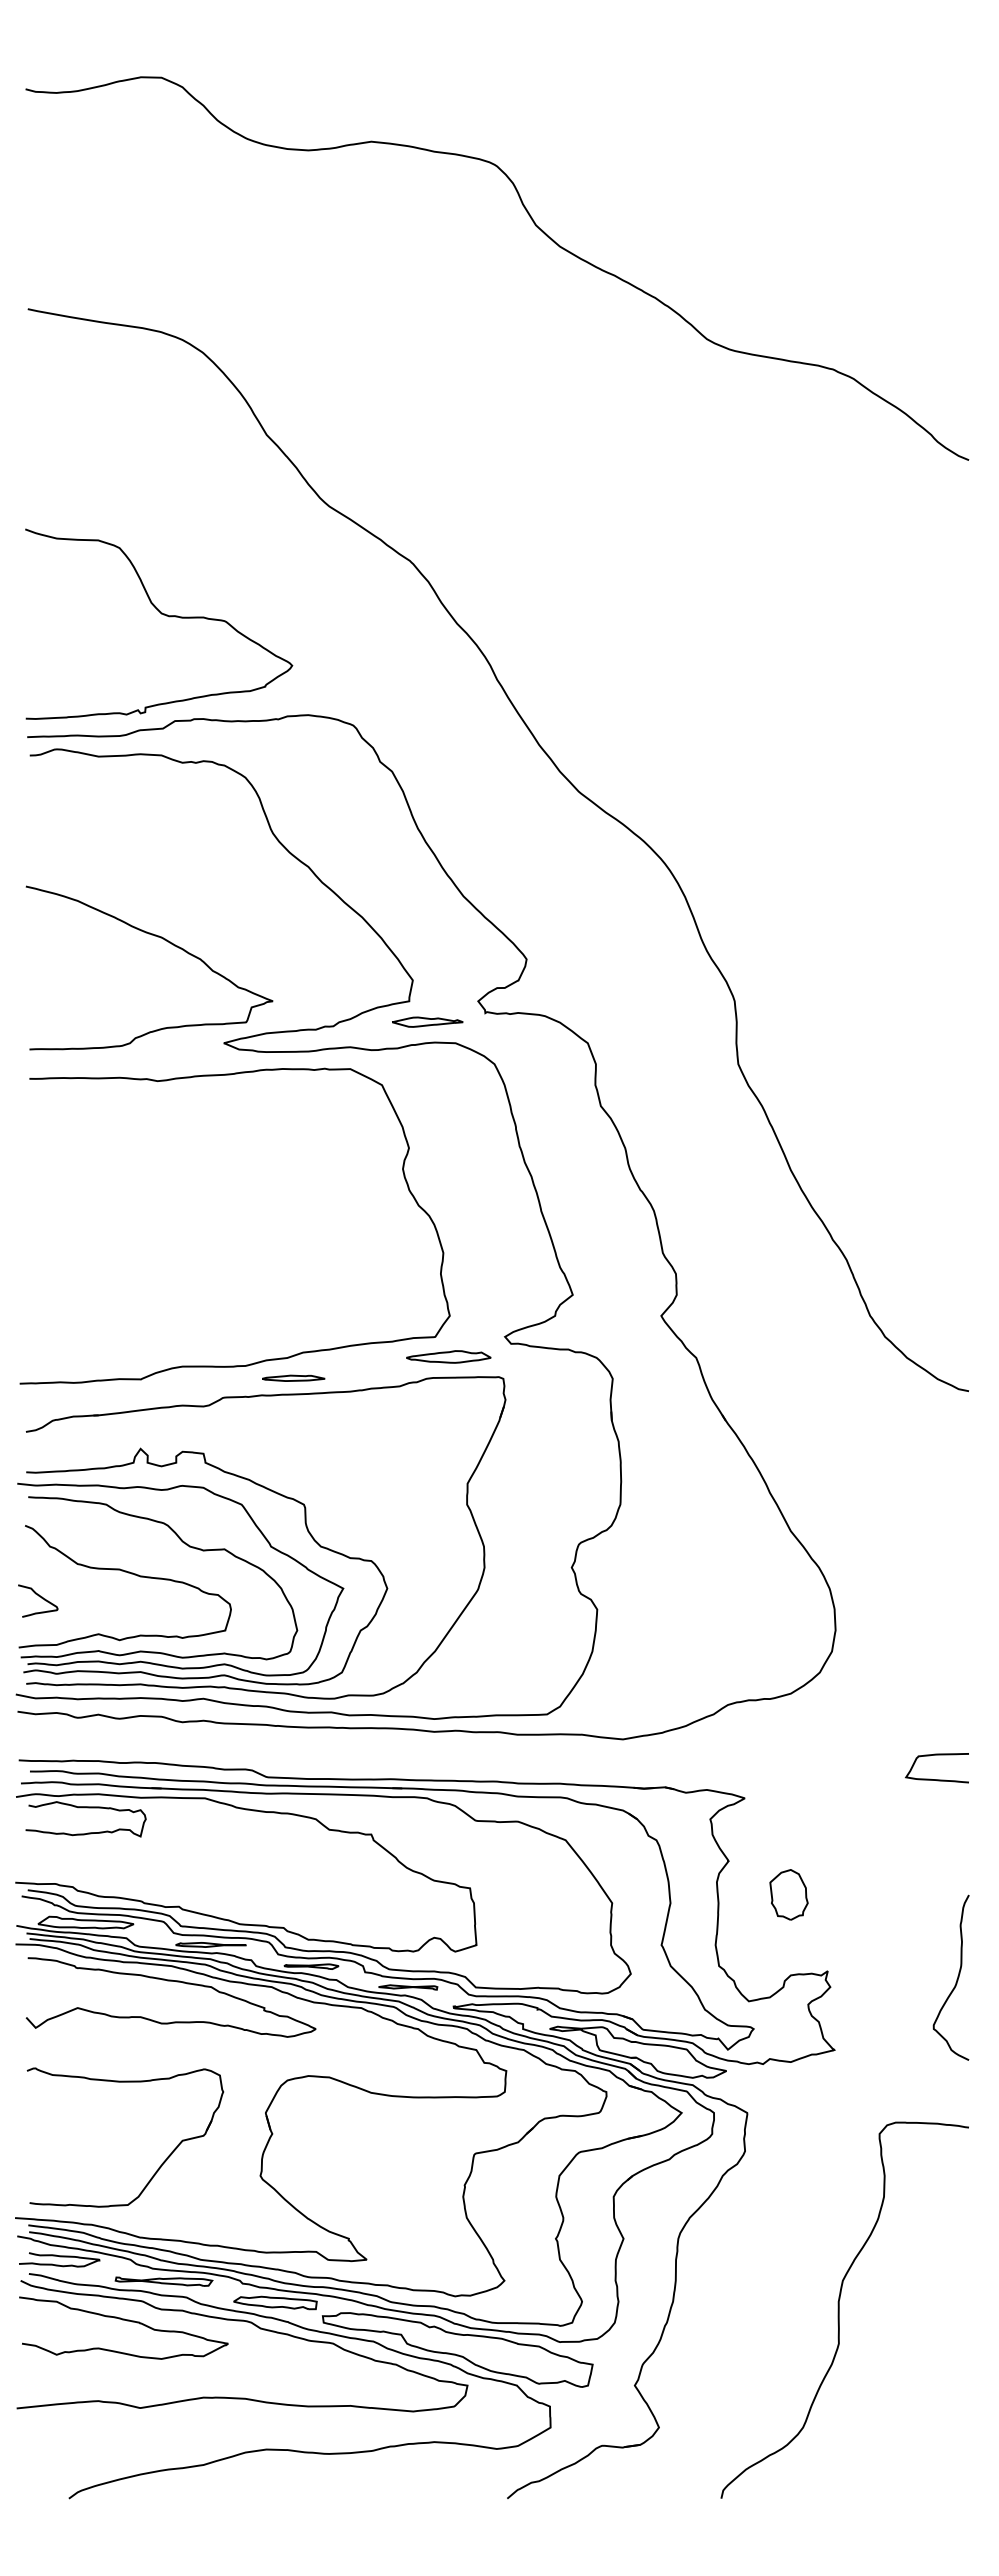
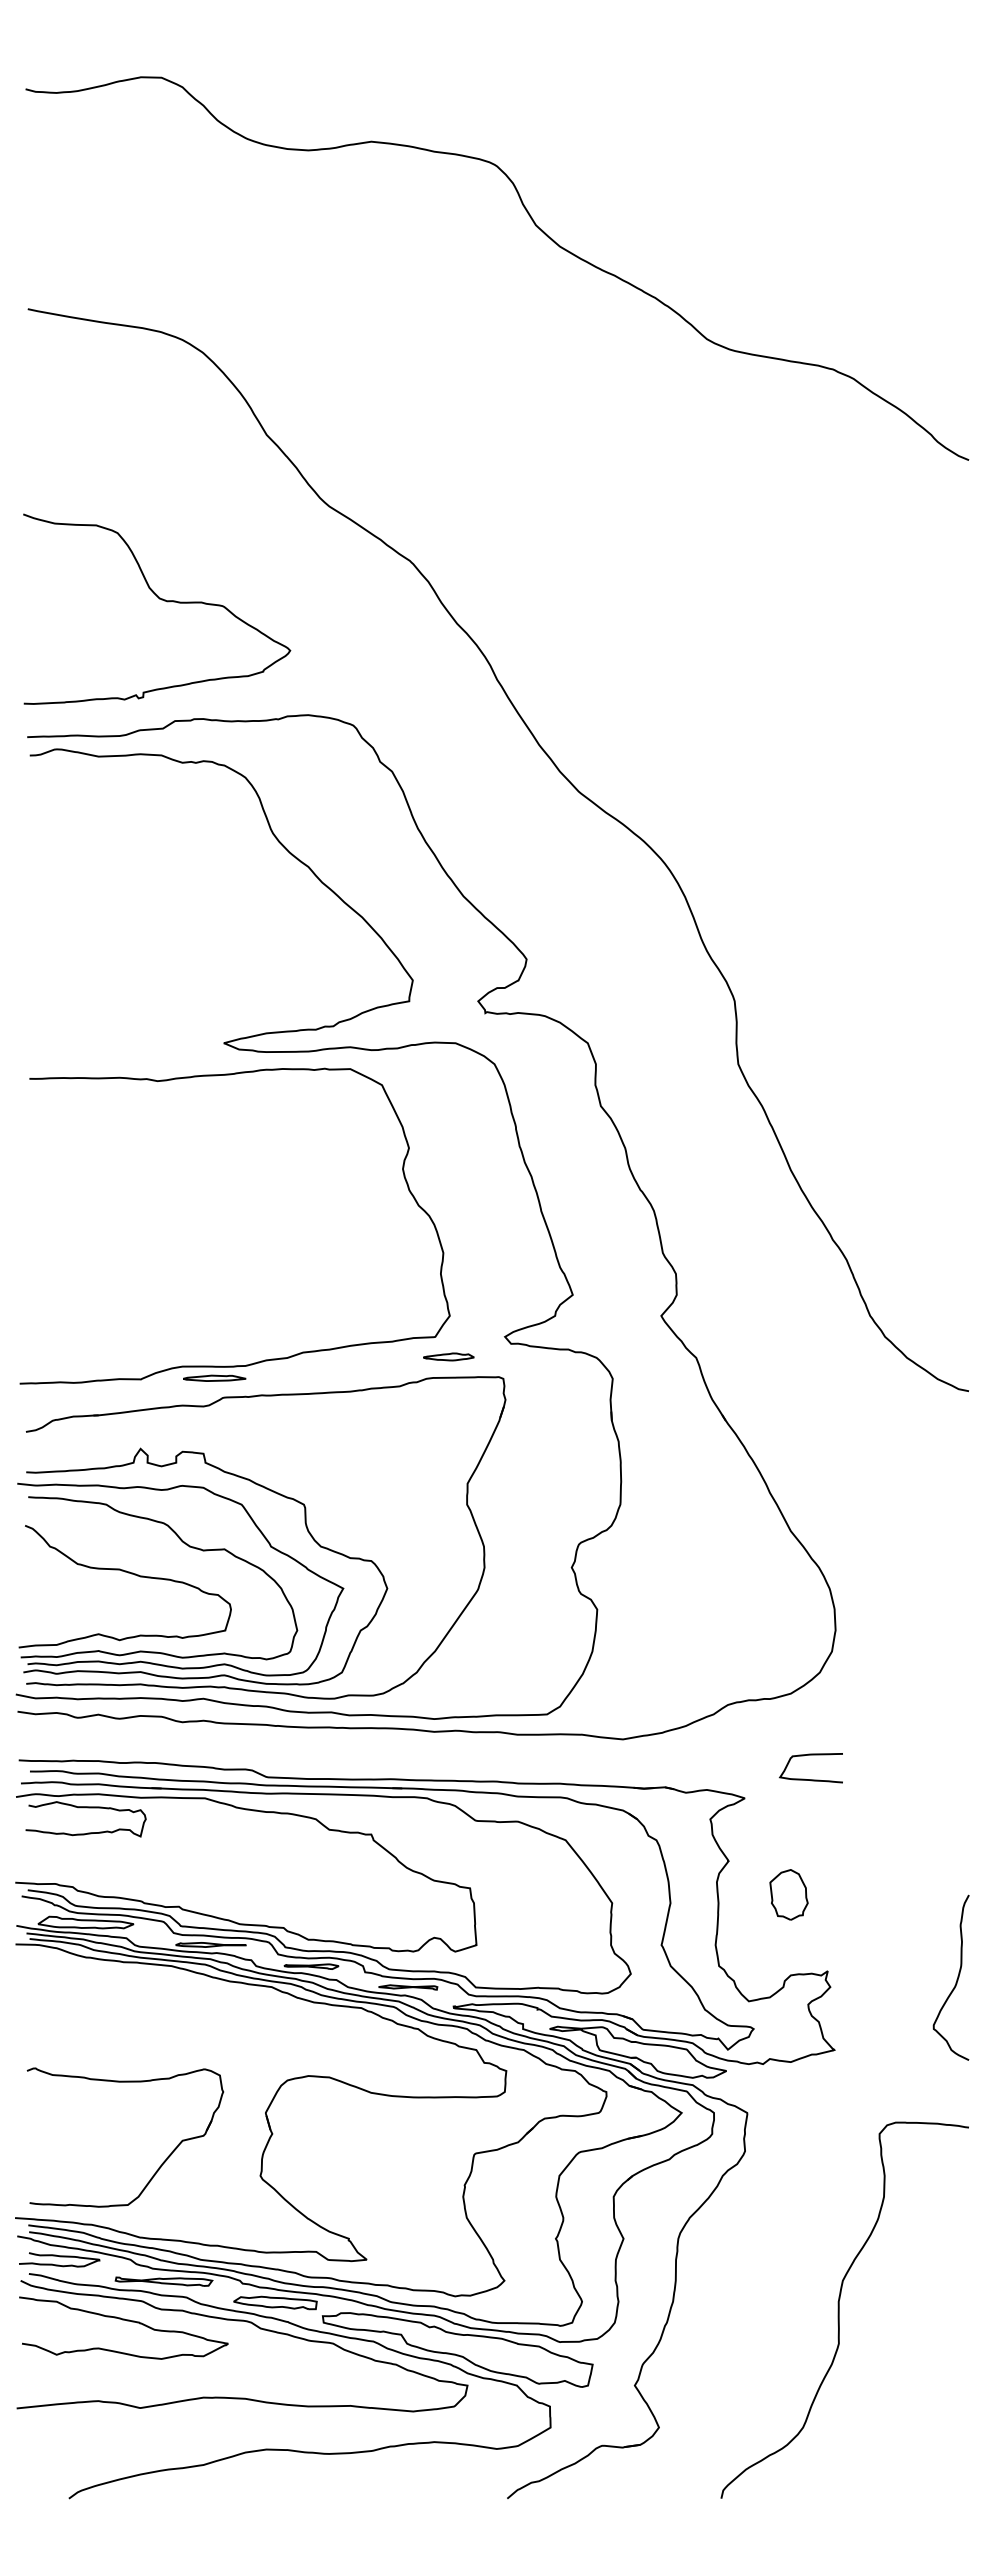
curve position: (163, 615) -> (161, 600) (161, 600)
curve: present -> none (162, 939)
part: present -> none (427, 1021)
part size: 86x14 px -> 52x10 px (448, 1356)
part position: (293, 1377) -> (214, 1377) (214, 1377)
curve: present -> none (40, 1597)
curve position: (936, 1779) -> (810, 1779) (810, 1779)
curve: present -> none (170, 1981)
